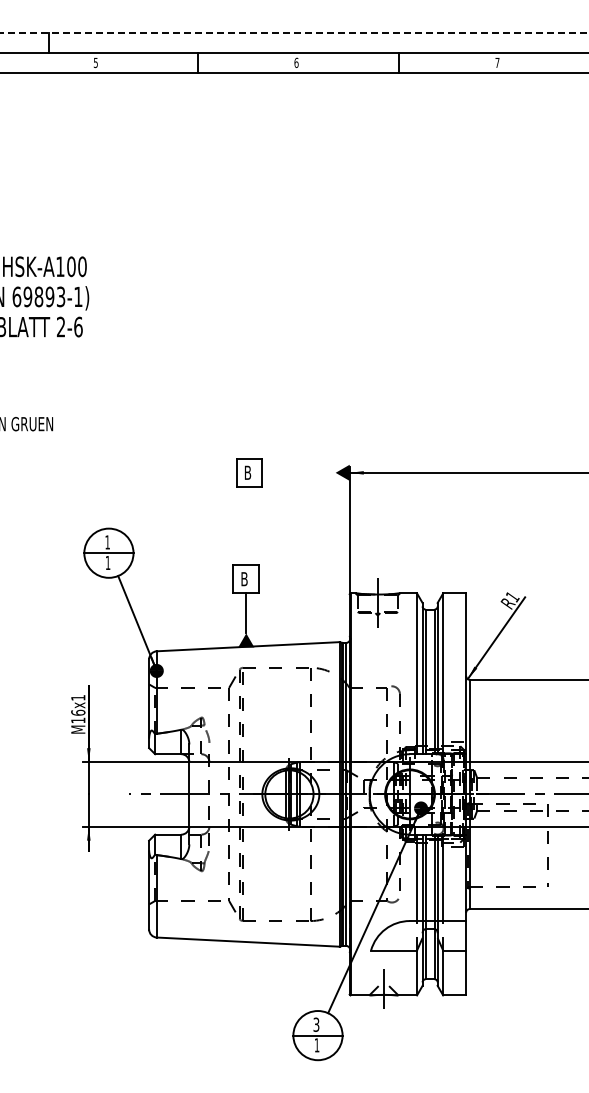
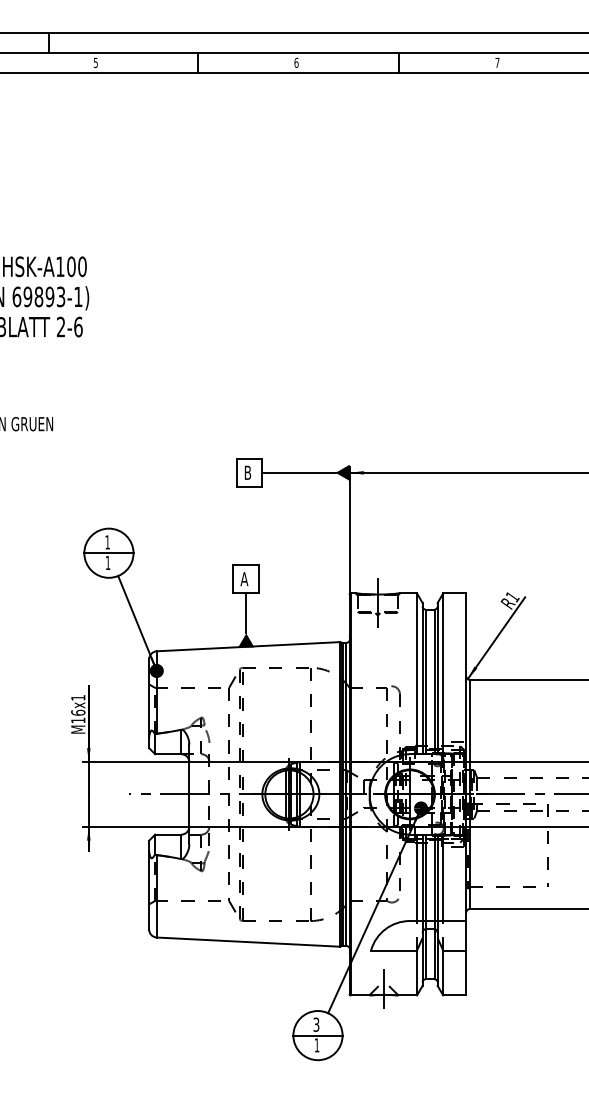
line: dashed -> solid (294, 32)
line: none -> present (298, 472)
text: B -> A (244, 579)
